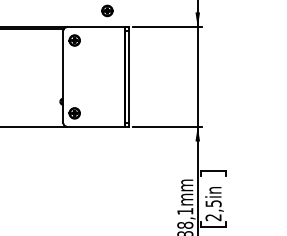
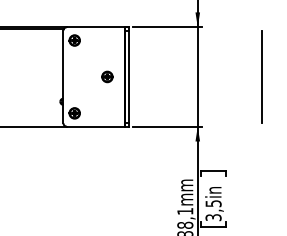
part position: (107, 10) -> (107, 76) (107, 76)
line: none -> present (261, 76)
text: 2,5in -> 3,5in (213, 217)
